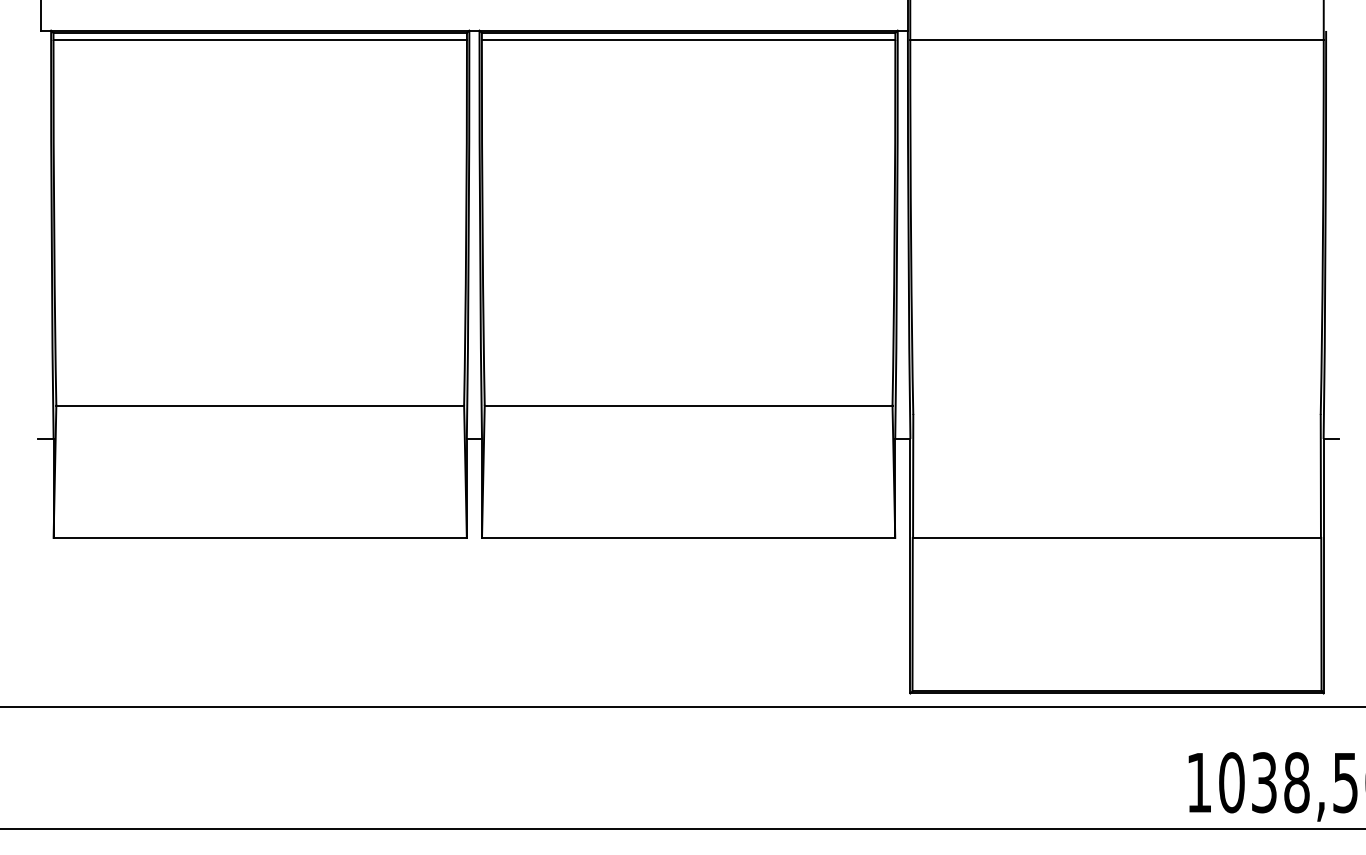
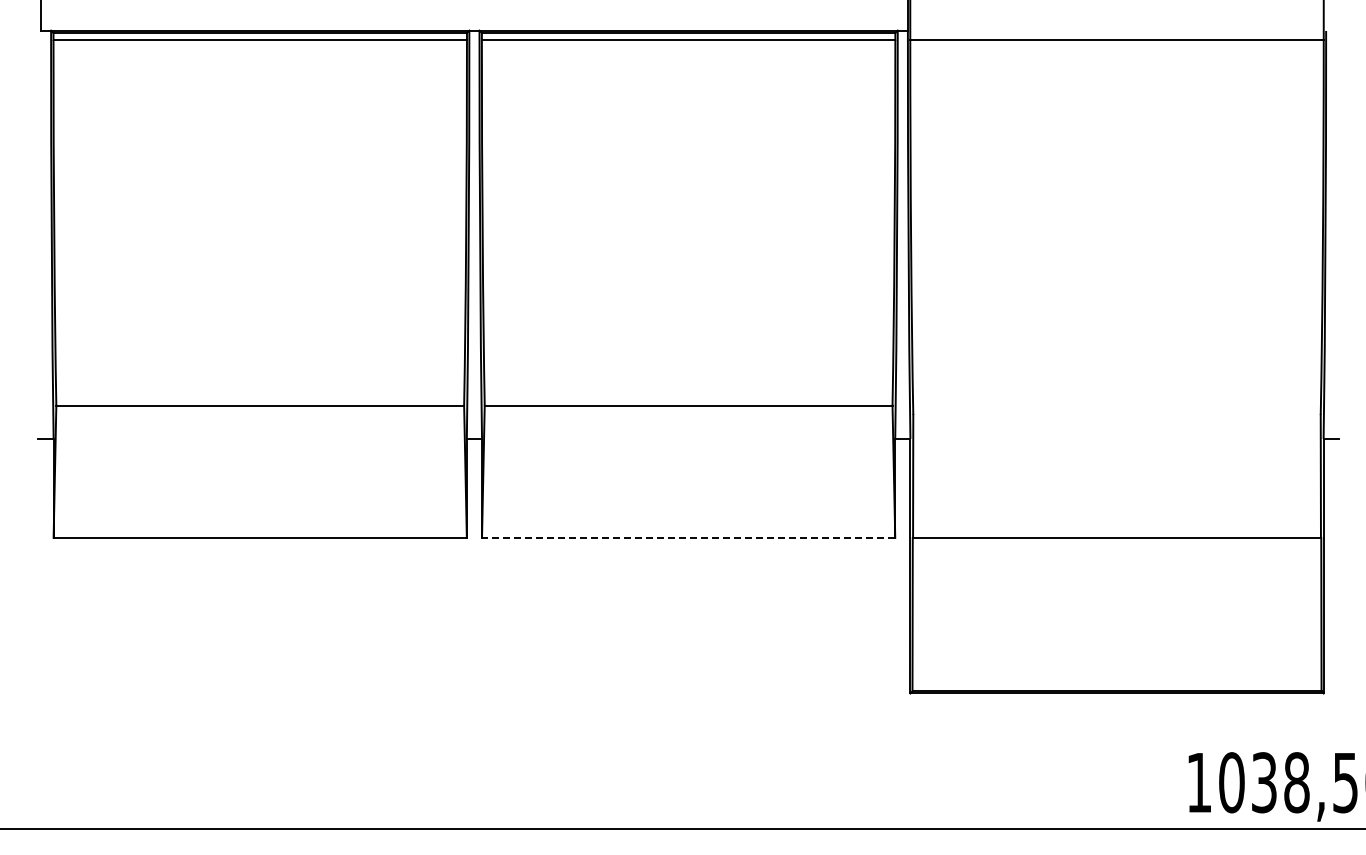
line: solid -> dashed (688, 537)
line: present -> none (682, 707)
